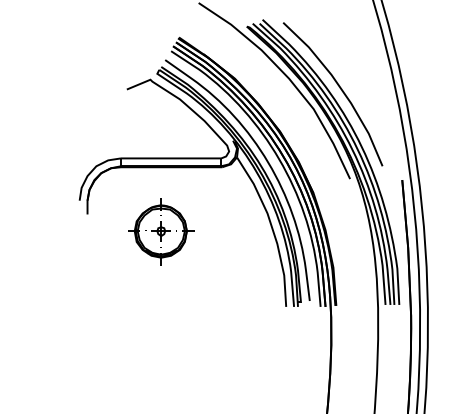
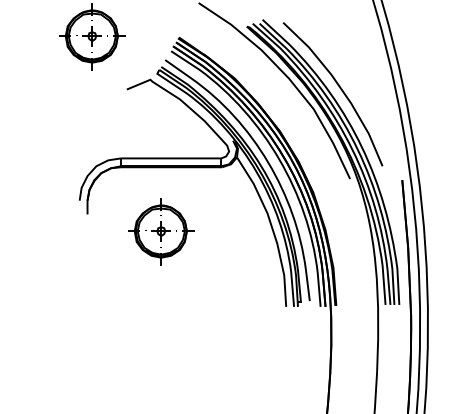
part: none -> present (92, 36)
